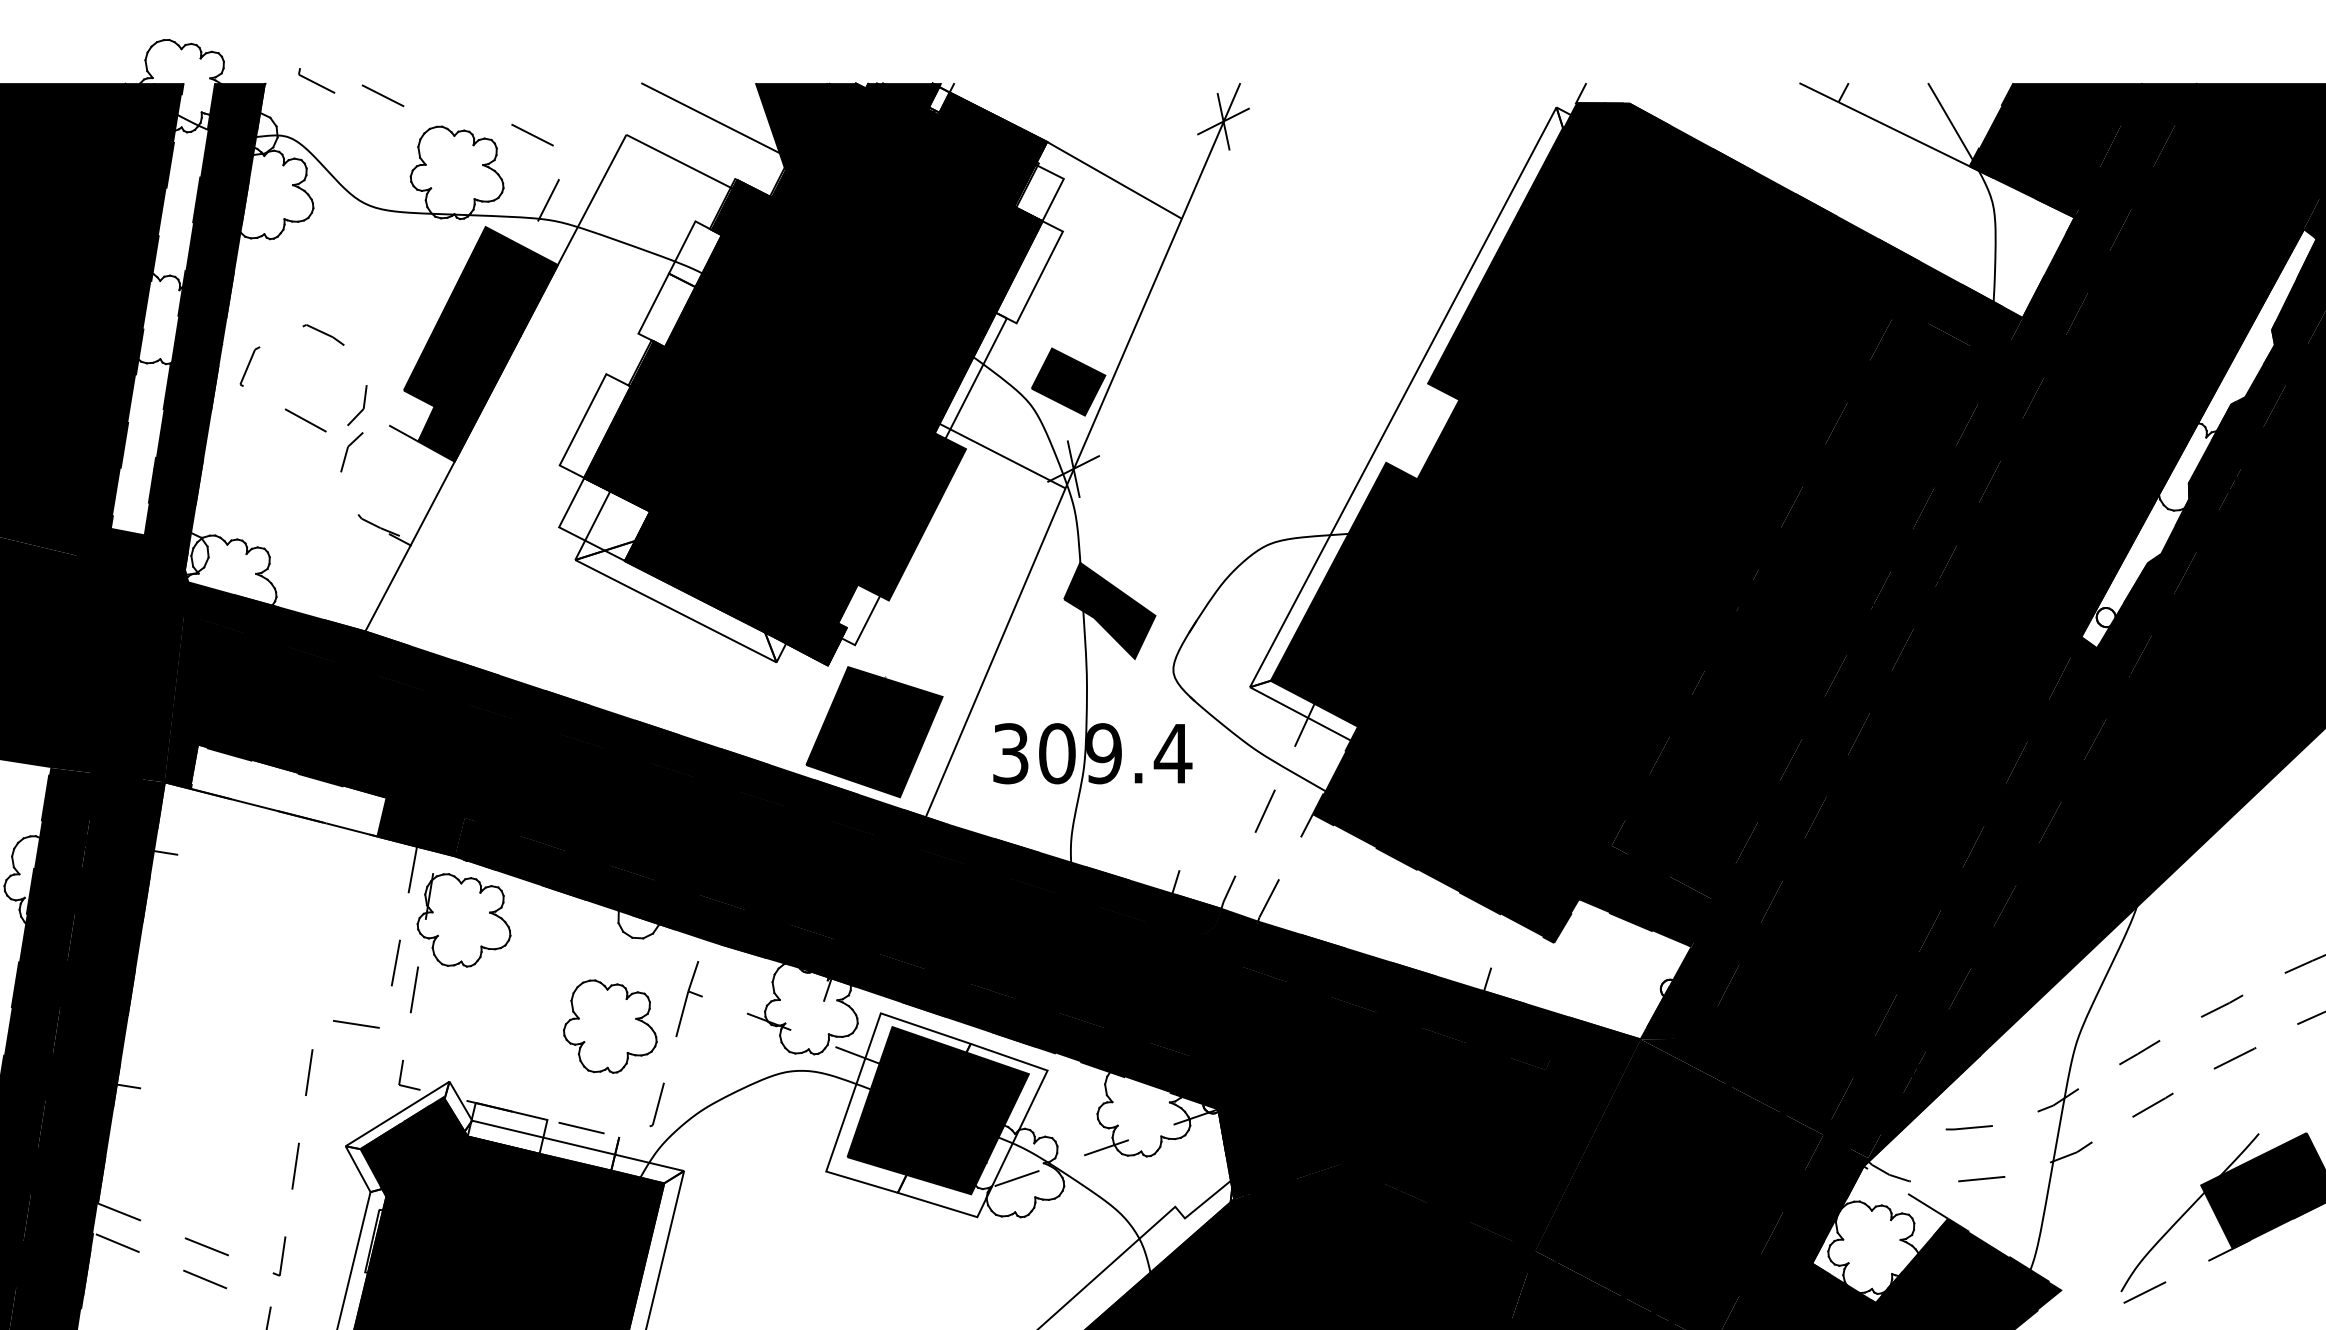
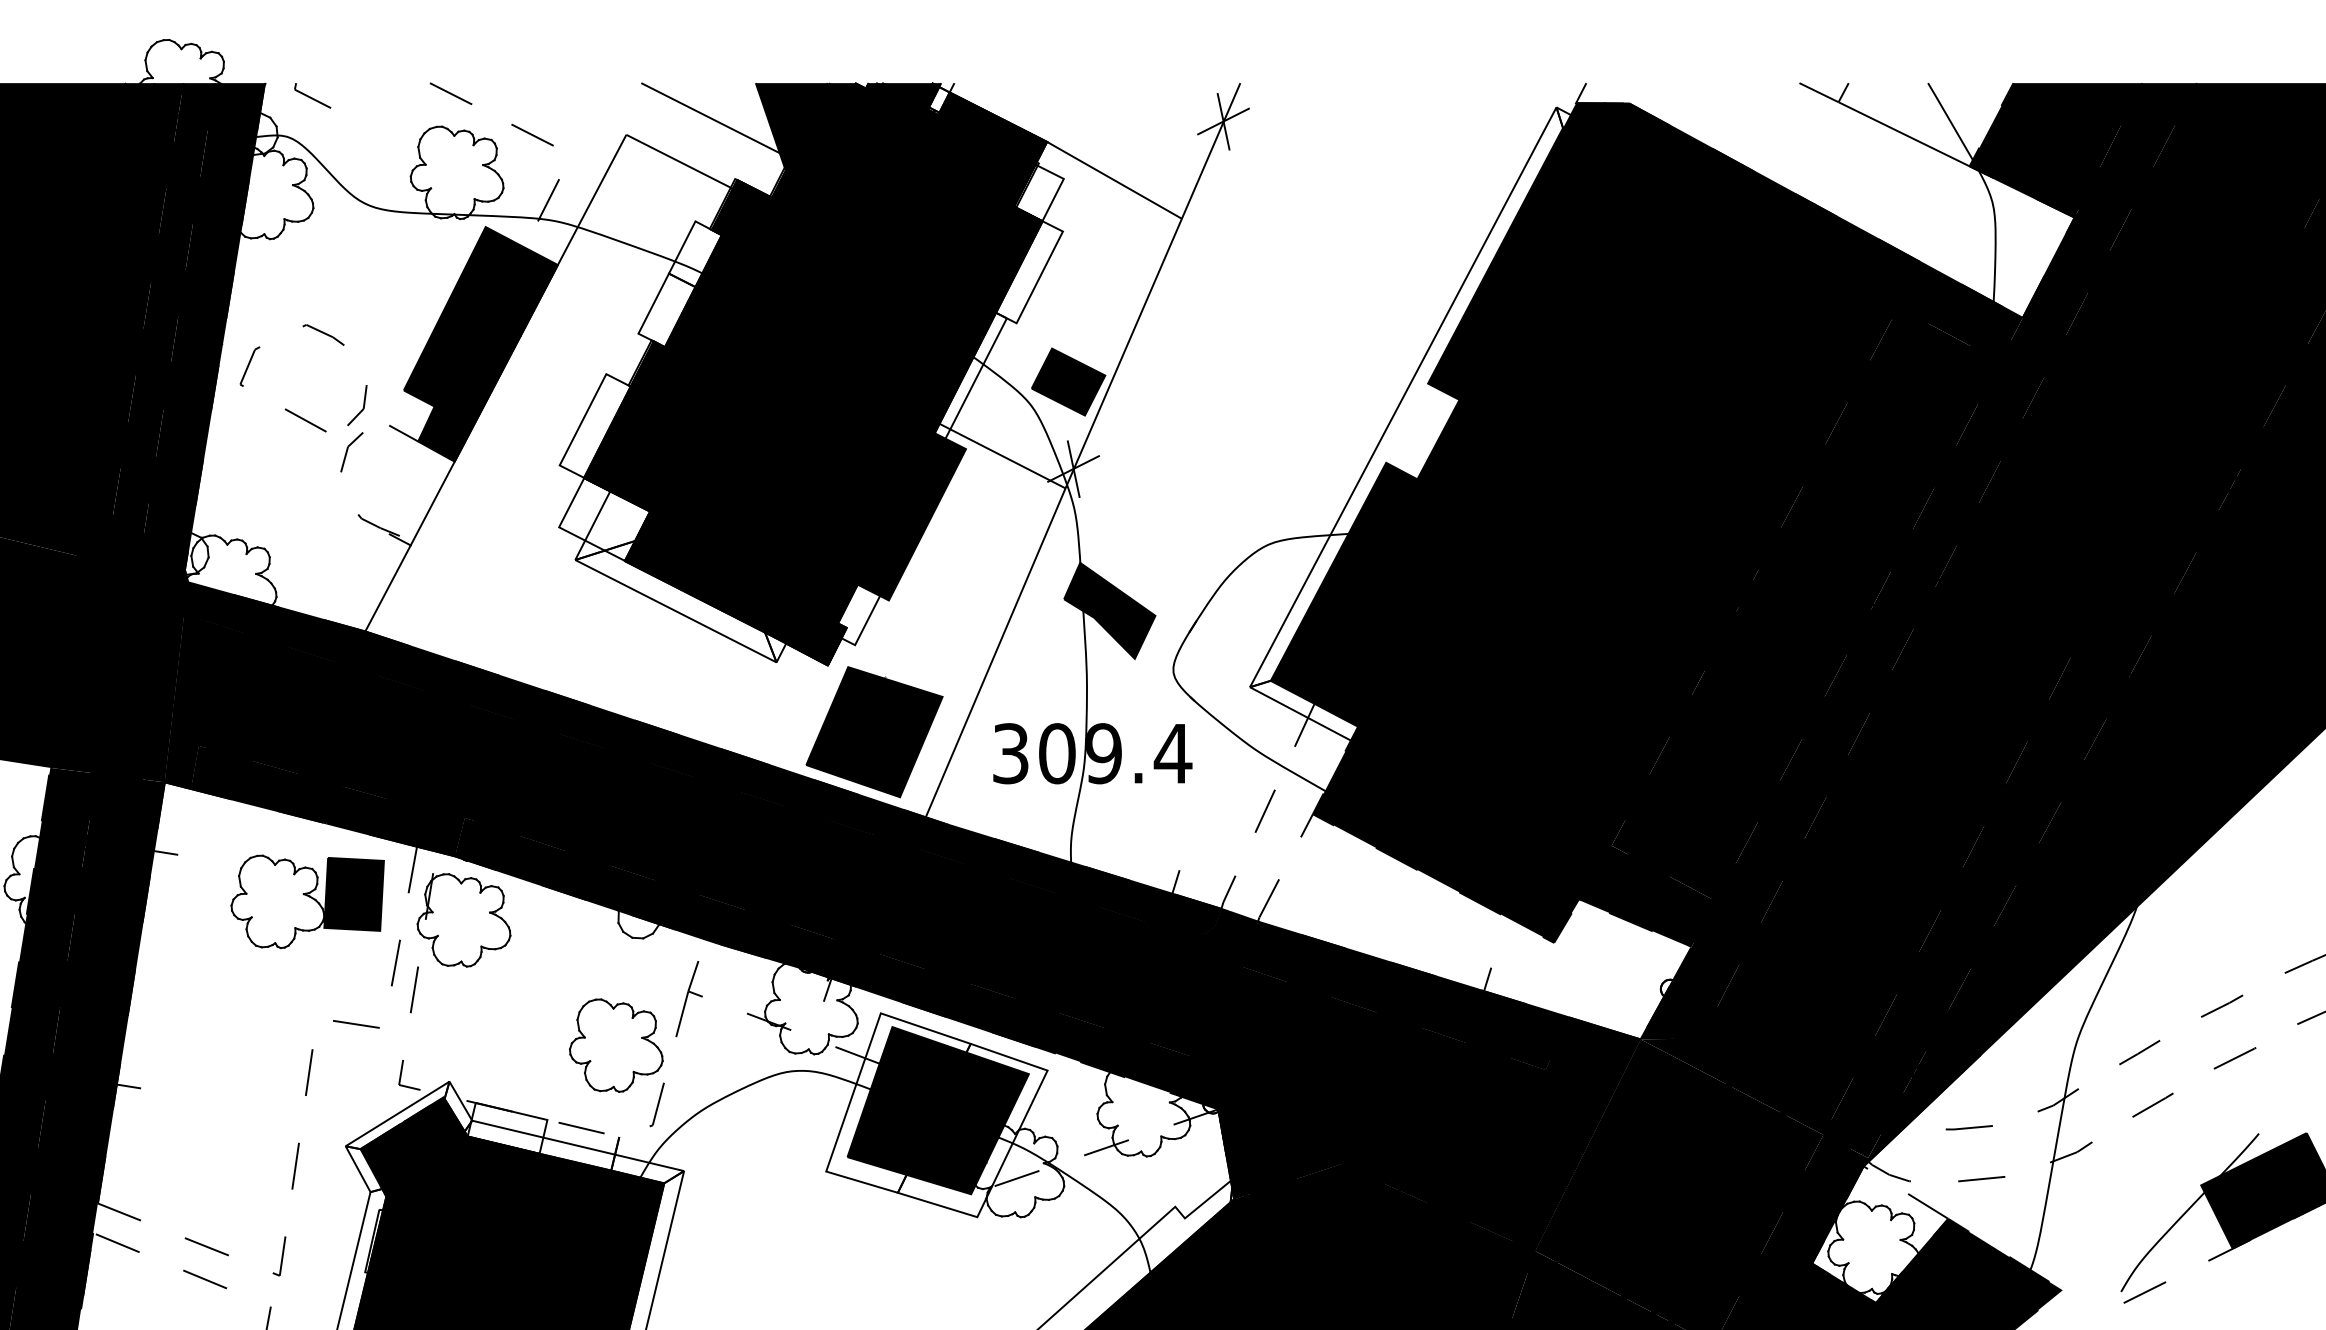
line position: (316, 82) -> (312, 97) (312, 97)
line position: (382, 95) -> (450, 93) (450, 93)
fill: none -> present (162, 309)
fill: none -> present (2198, 438)
fill: none -> present (288, 790)
part: none -> present (307, 901)
part position: (610, 1026) -> (616, 1045) (616, 1045)
